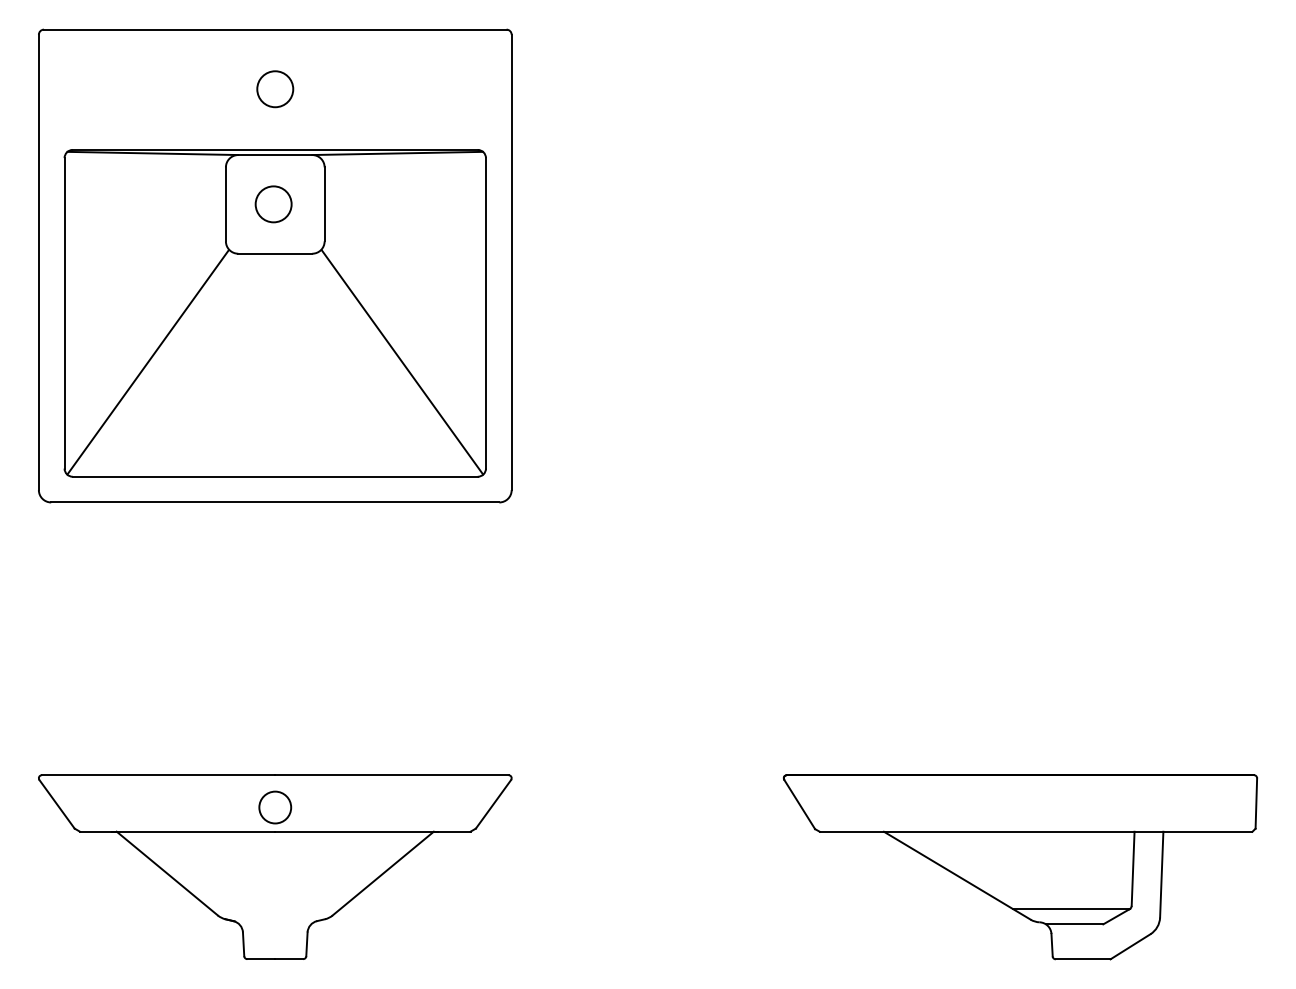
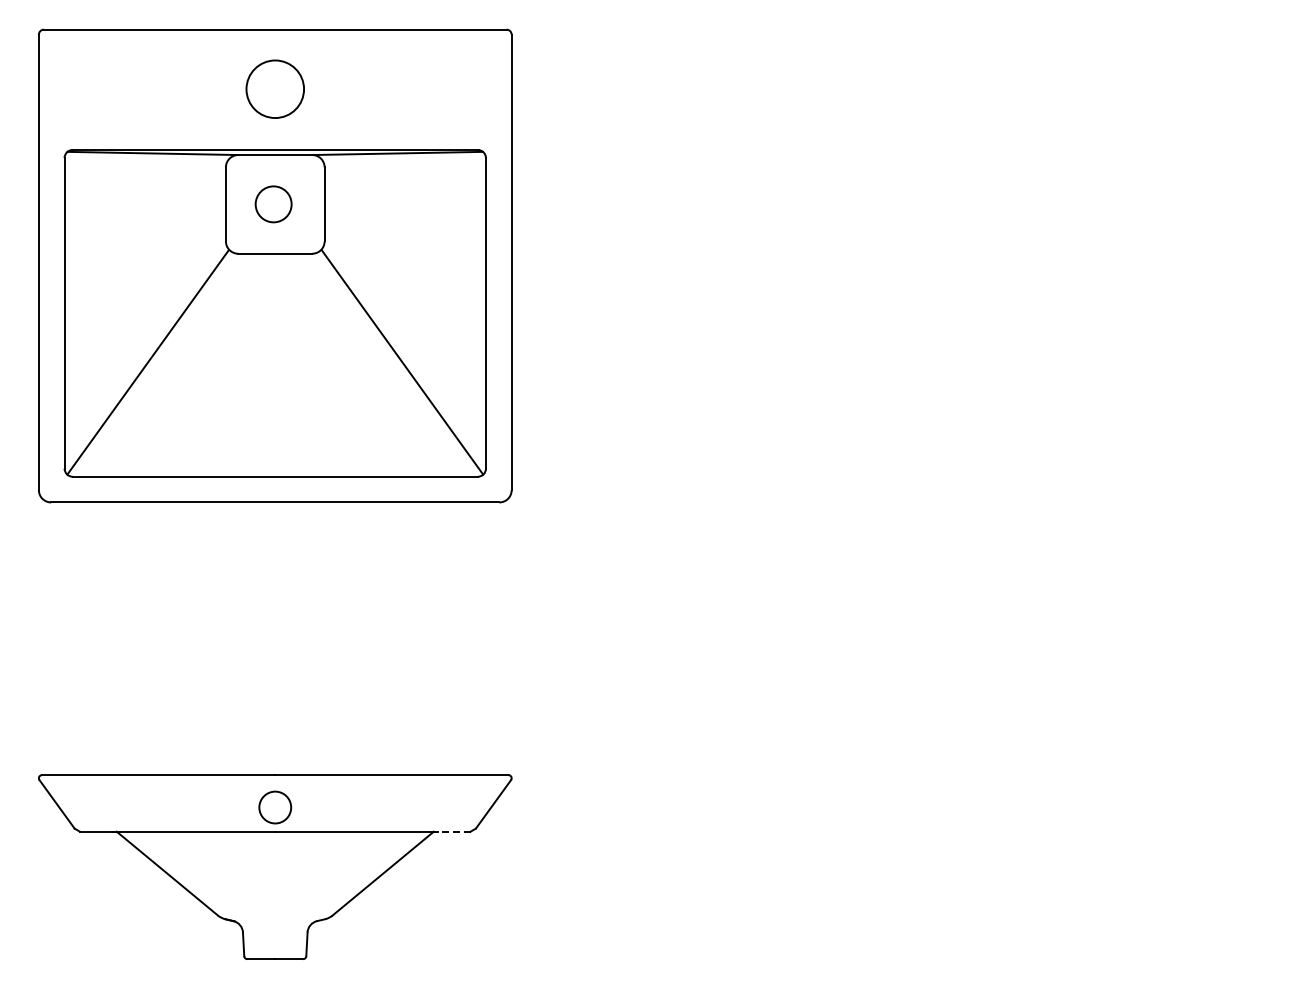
circle diameter: 36 px -> 58 px (275, 89)
line: solid -> dashed (451, 831)
part: present -> none (1020, 867)
